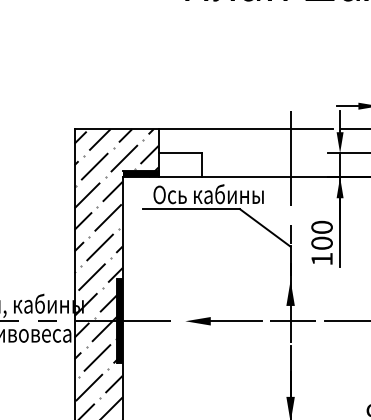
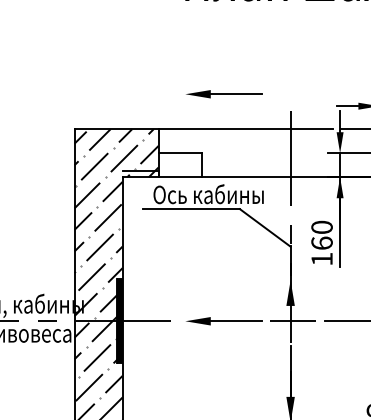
part: none -> present (224, 94)
fill: present -> none (140, 174)
text: 100 -> 160 (321, 242)
